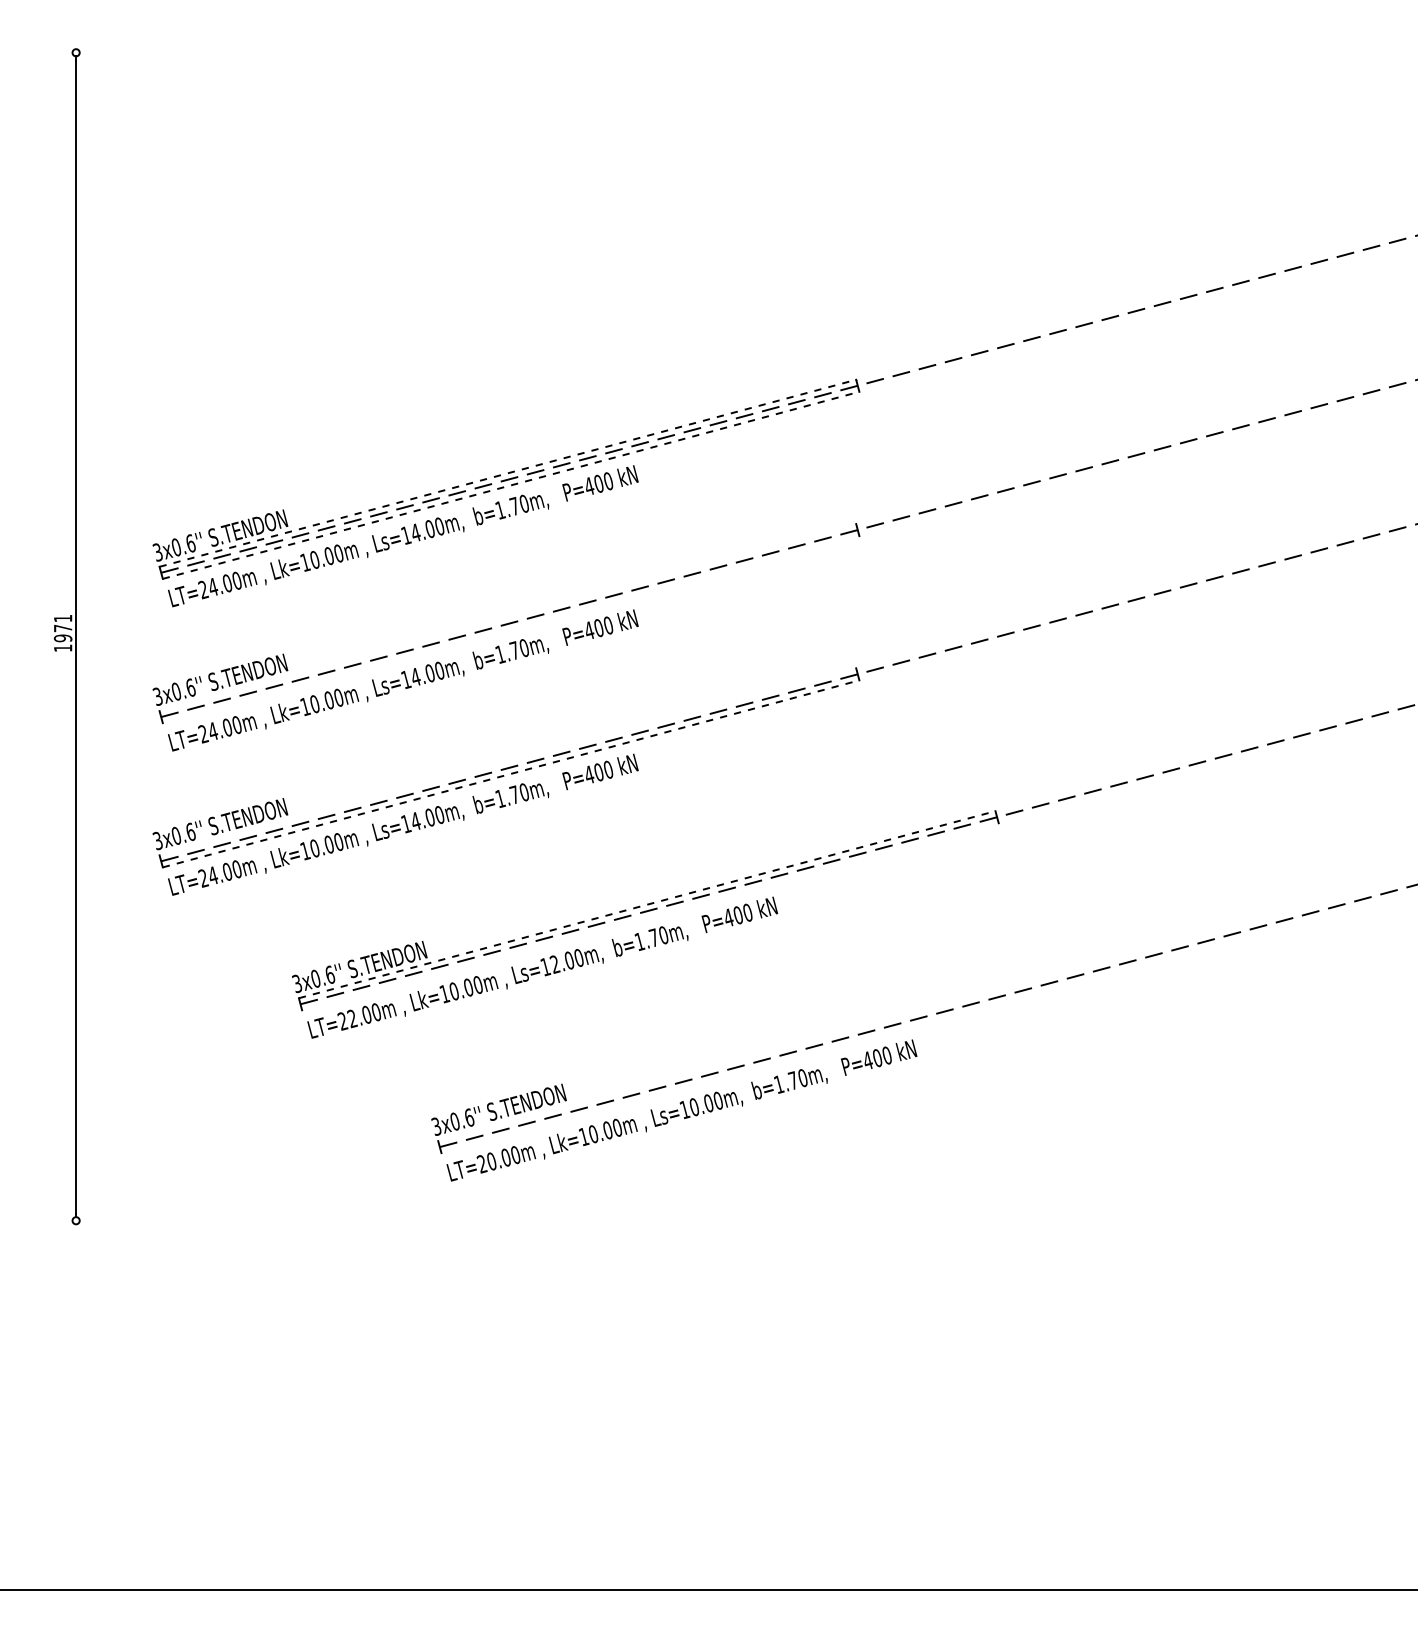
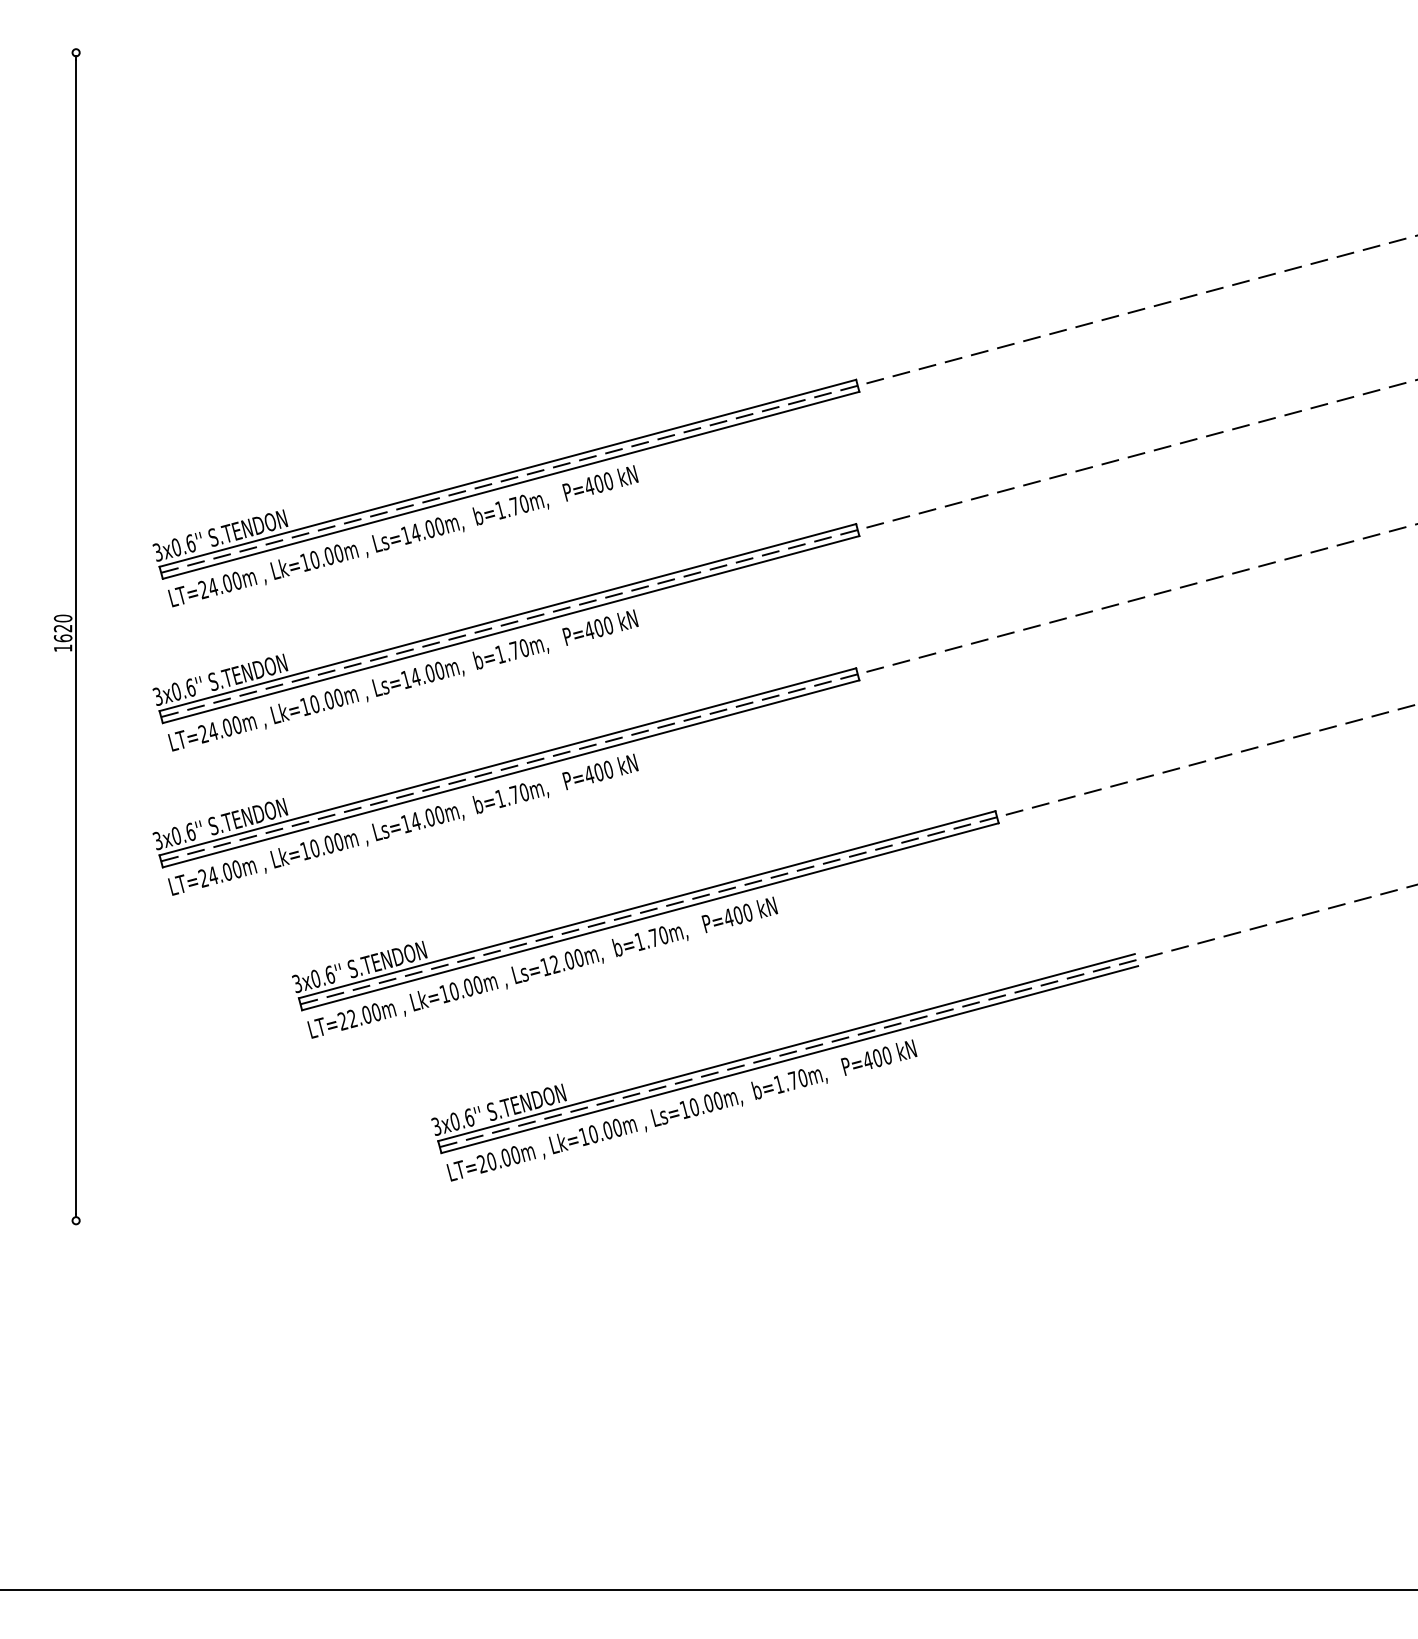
line: dashed -> solid (507, 473)
line: dashed -> solid (511, 485)
line: none -> present (507, 617)
text: 1971 -> 1620 (62, 628)
line: none -> present (510, 629)
line: none -> present (507, 761)
line: dashed -> solid (511, 773)
line: dashed -> solid (647, 904)
line: none -> present (650, 916)
line: none -> present (786, 1047)
line: none -> present (789, 1059)
